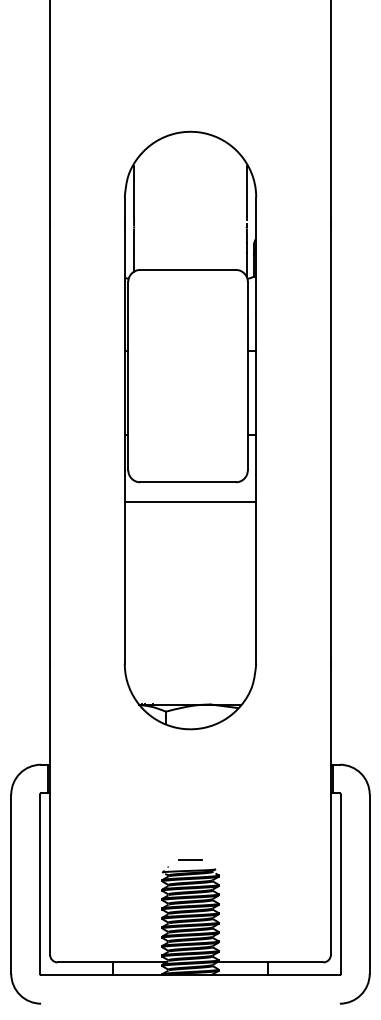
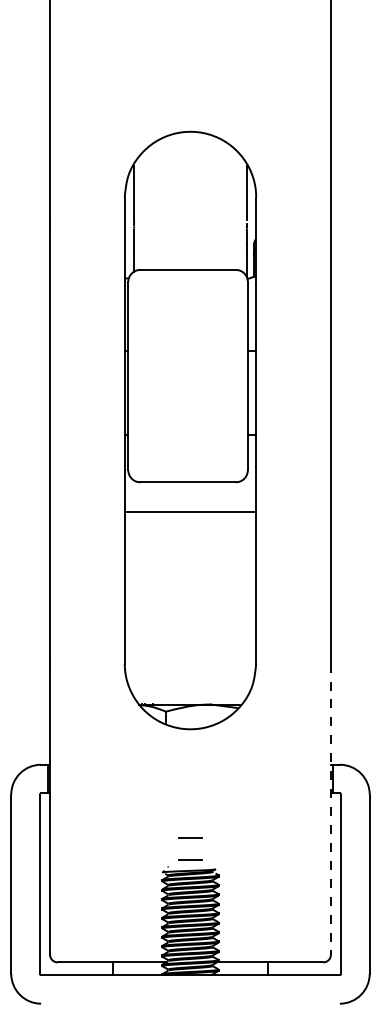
line position: (190, 501) -> (190, 511) (190, 511)
line: solid -> dashed (330, 809)
line: none -> present (190, 837)
